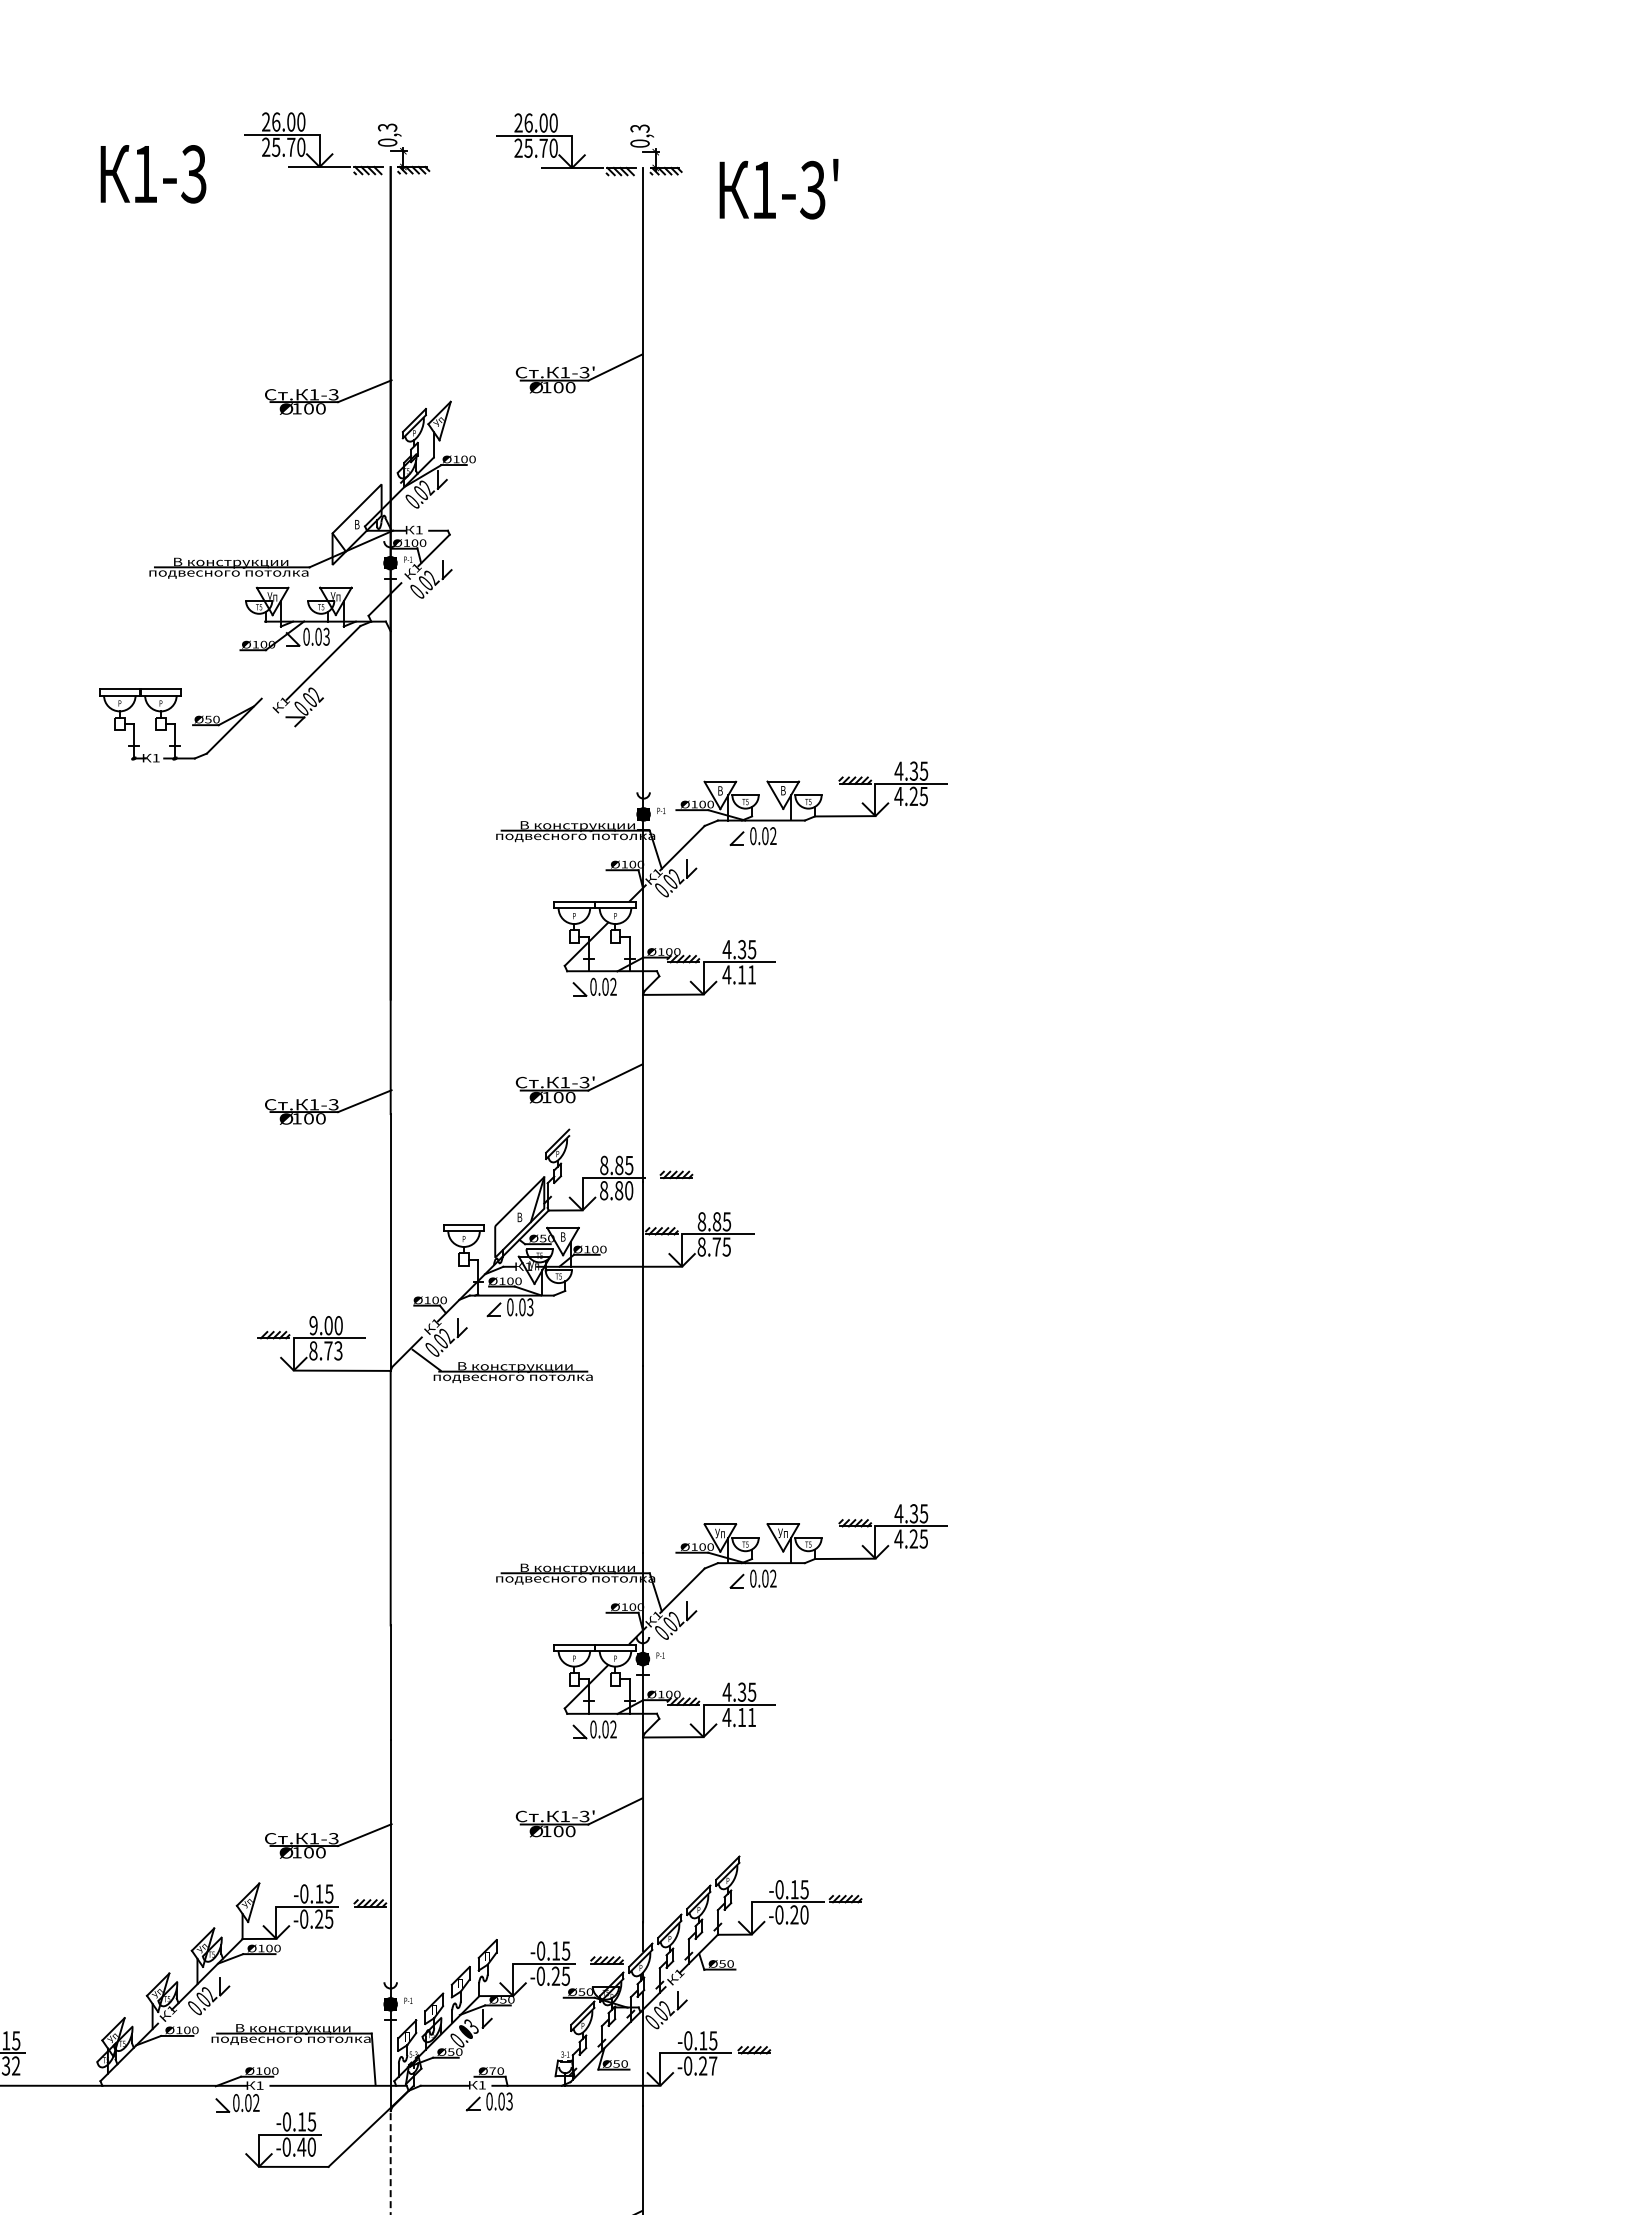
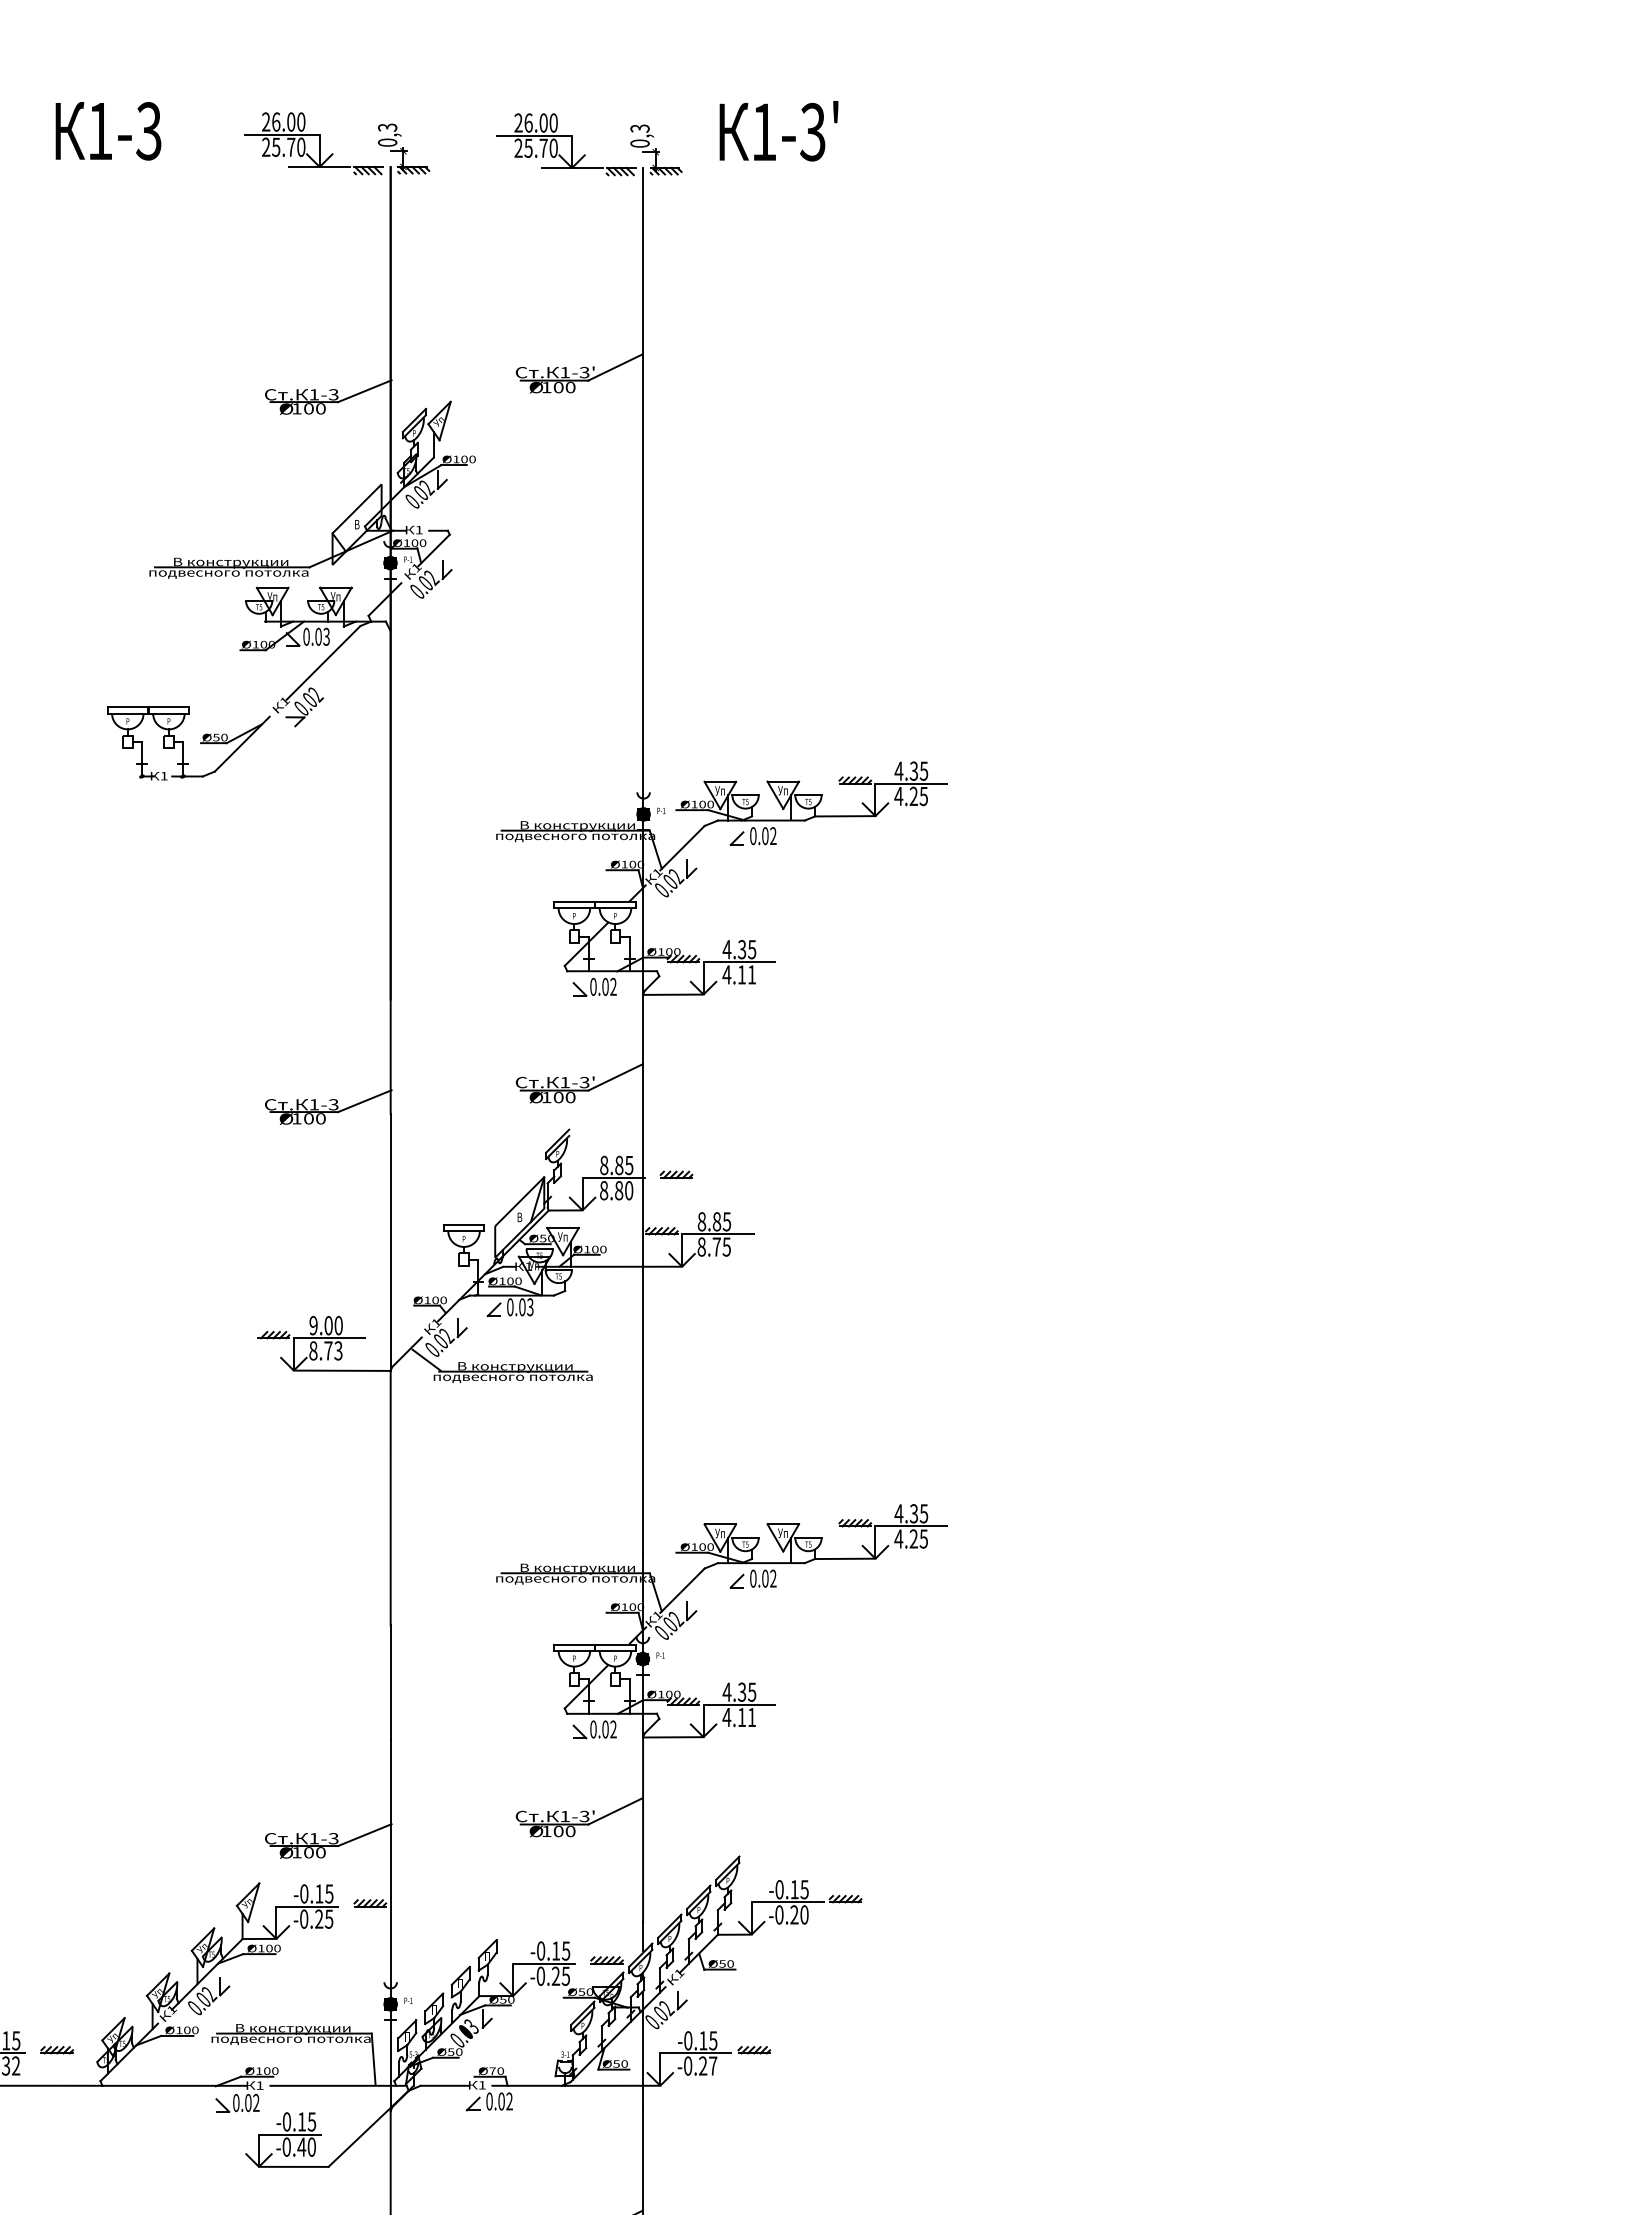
text position: (153, 174) -> (108, 131) (108, 131)
text position: (778, 189) -> (778, 131) (778, 131)
part position: (180, 725) -> (188, 743) (188, 743)
text: В -> Уп (719, 790)
text: В -> Уп (782, 790)
text: В -> Уп (562, 1236)
part: none -> present (56, 2050)
text: 0.03 -> 0.02 (509, 2101)
line: dashed -> solid (390, 2162)
